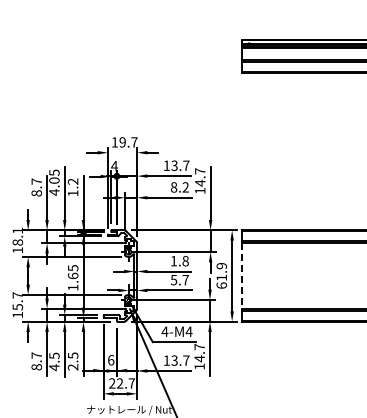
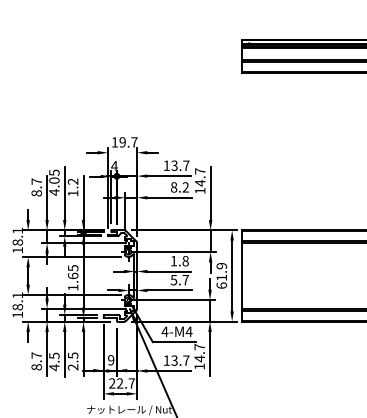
line: dashed -> solid (241, 275)
text: 15.7 -> 18.1 (17, 301)
text: 6 -> 9 (111, 360)
